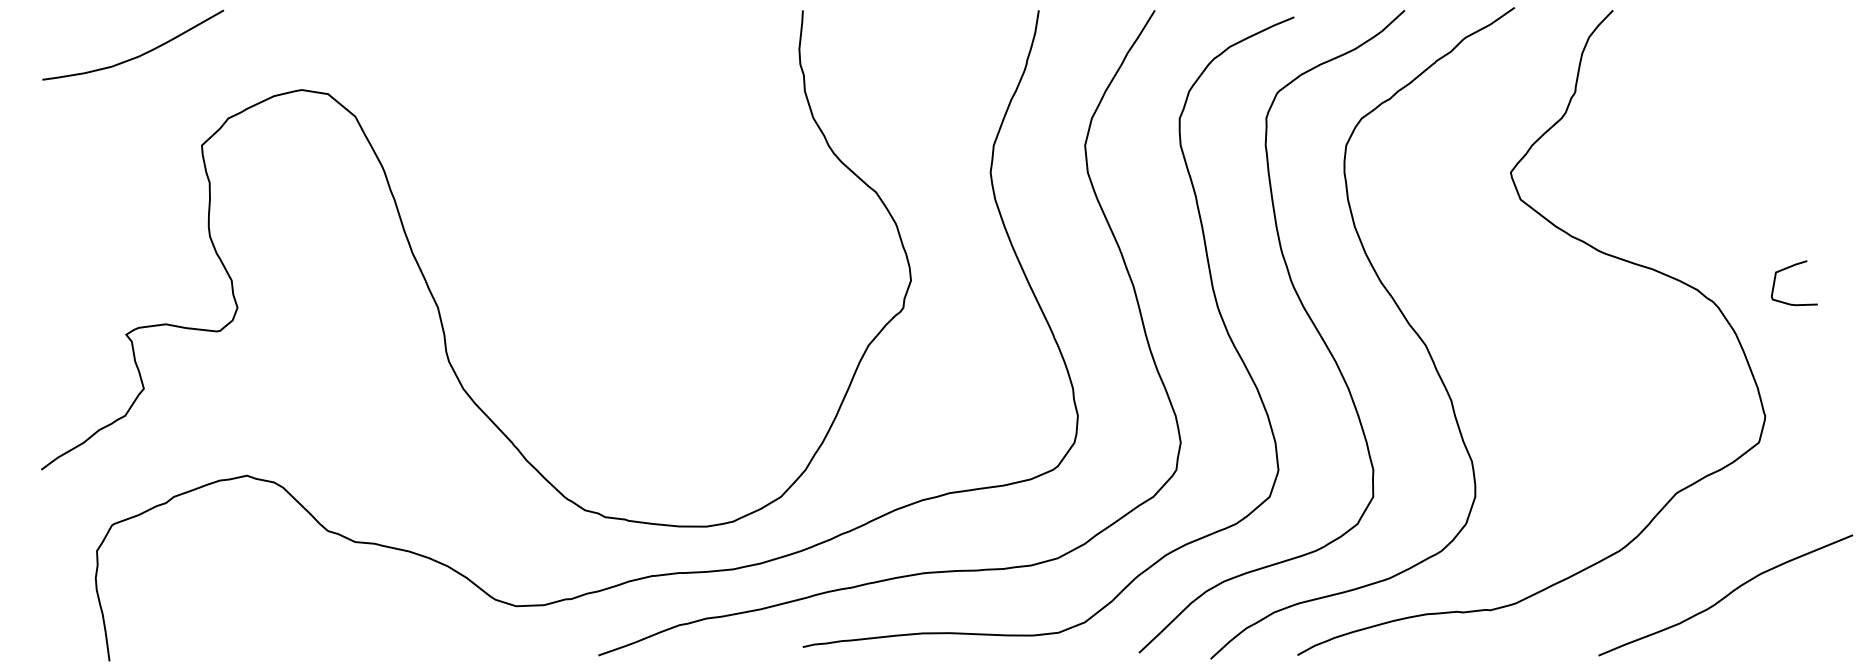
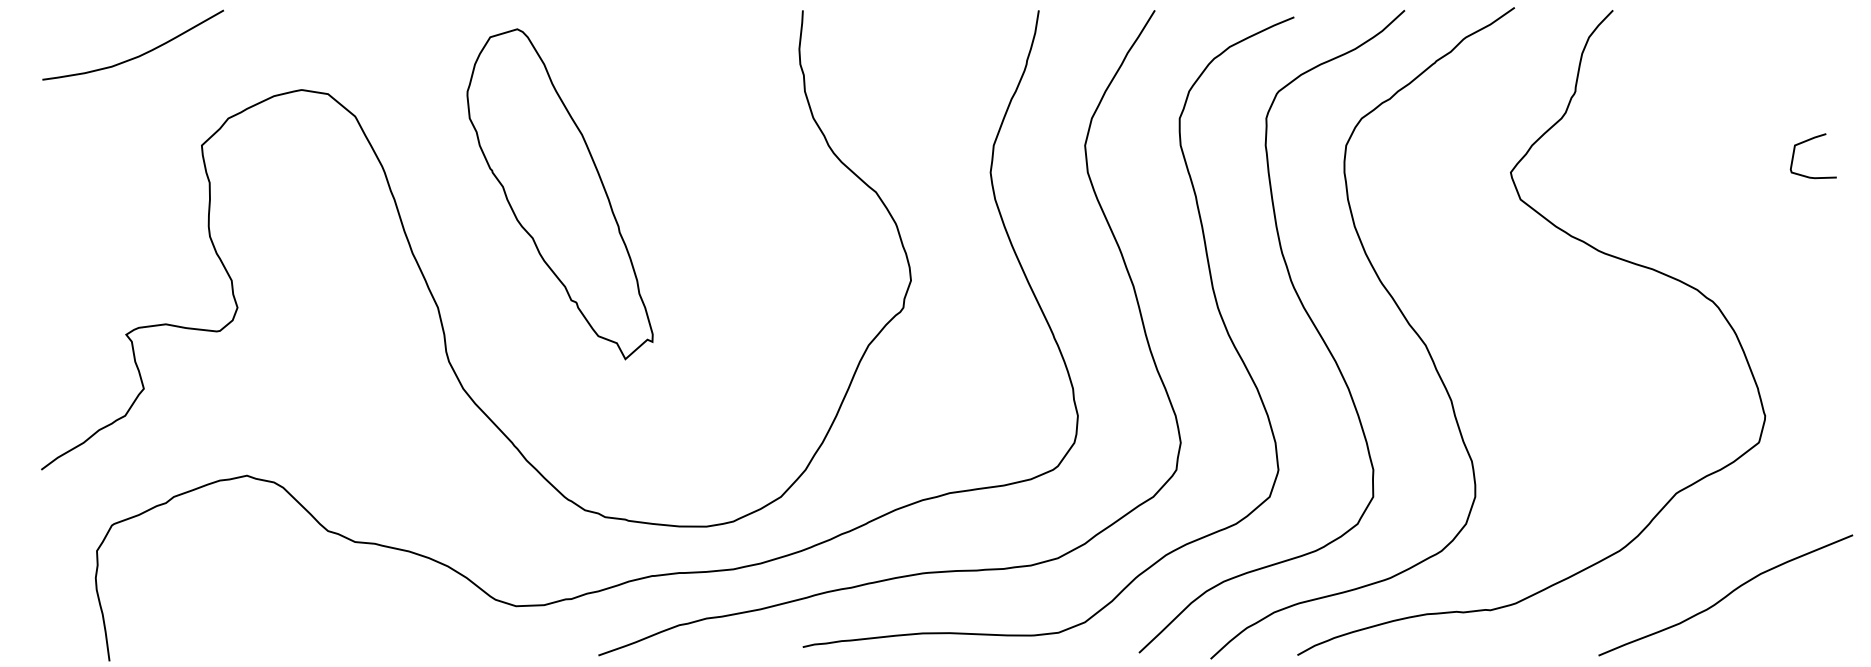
part: none -> present (559, 194)
curve position: (1786, 269) -> (1805, 142) (1805, 142)
